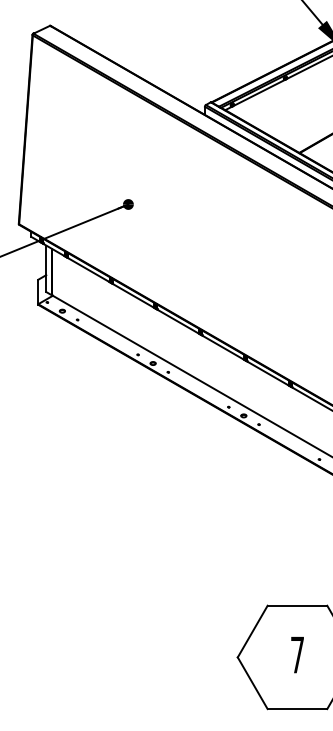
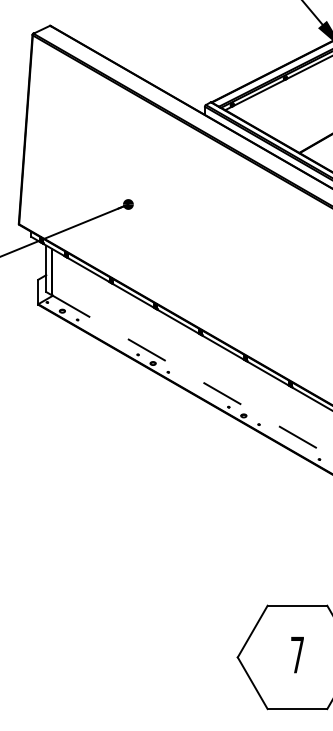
line: solid -> dashed (192, 376)
